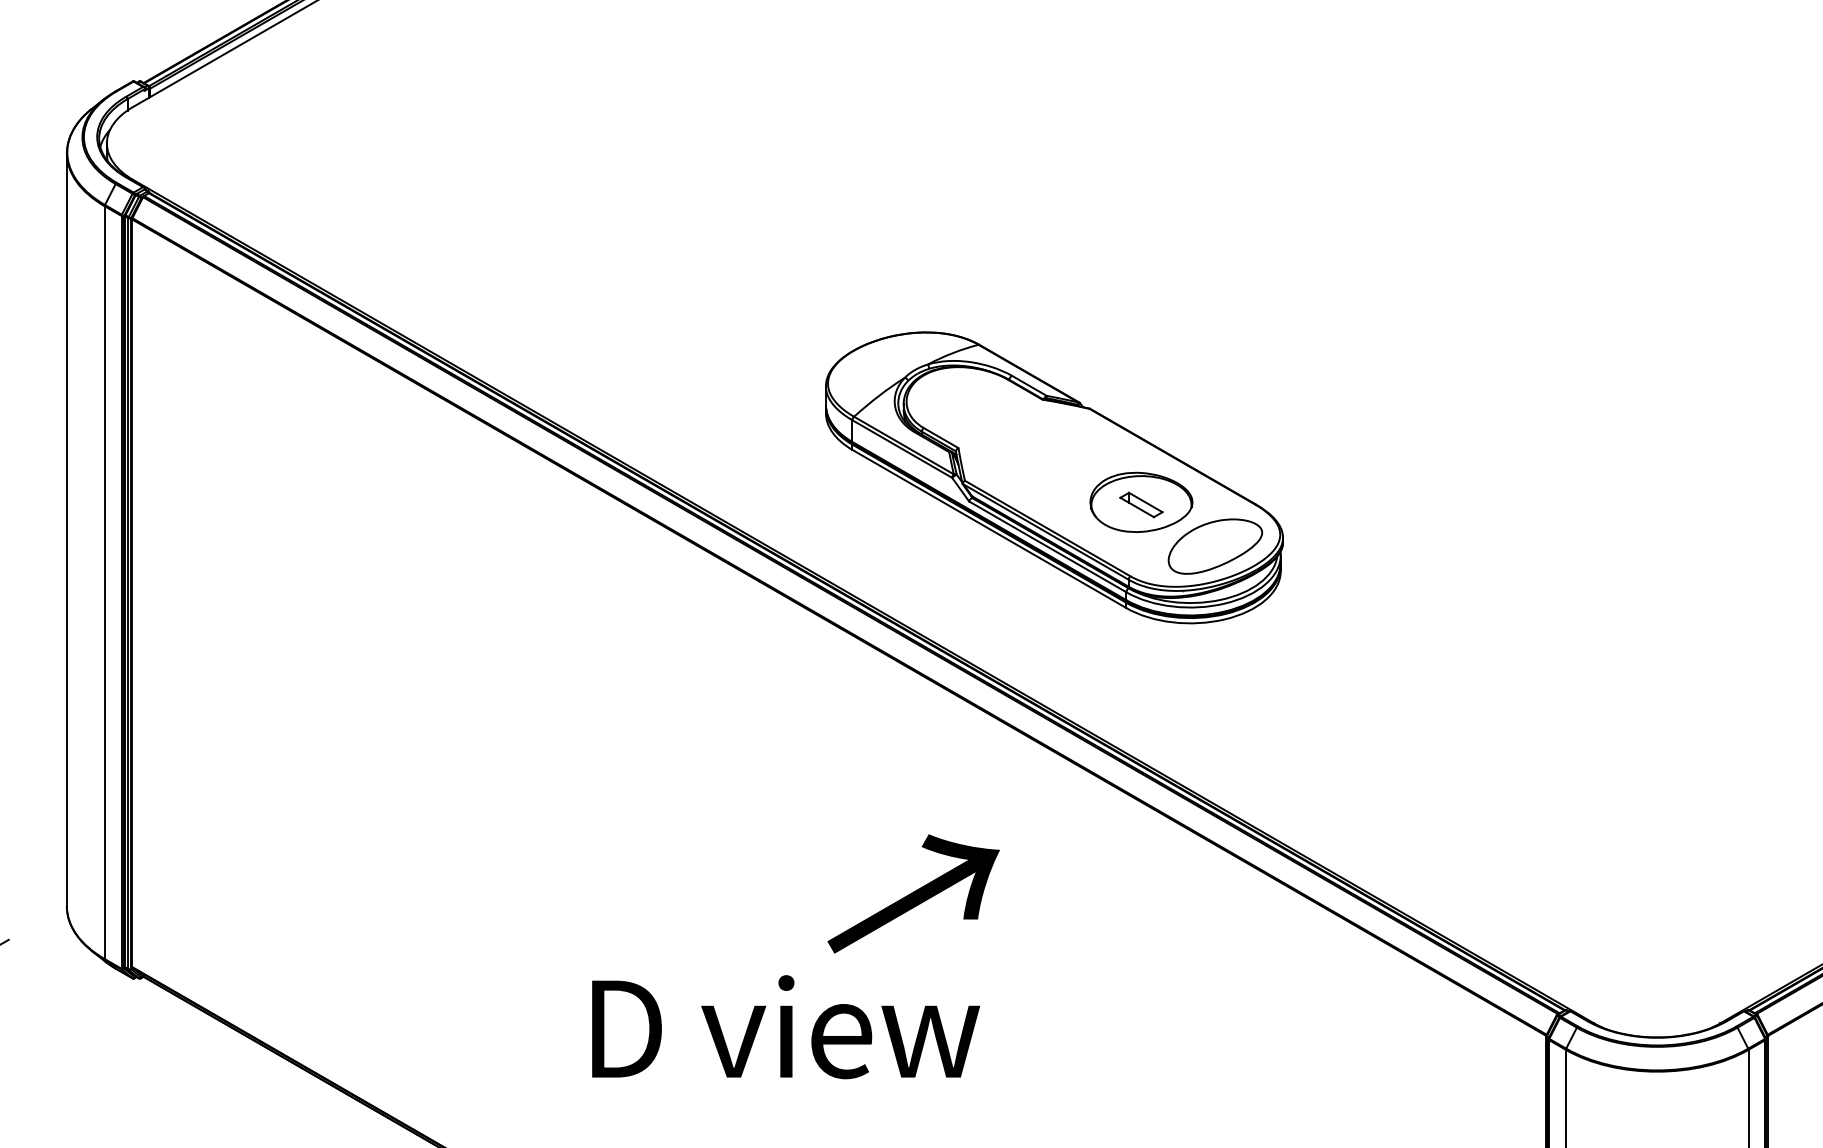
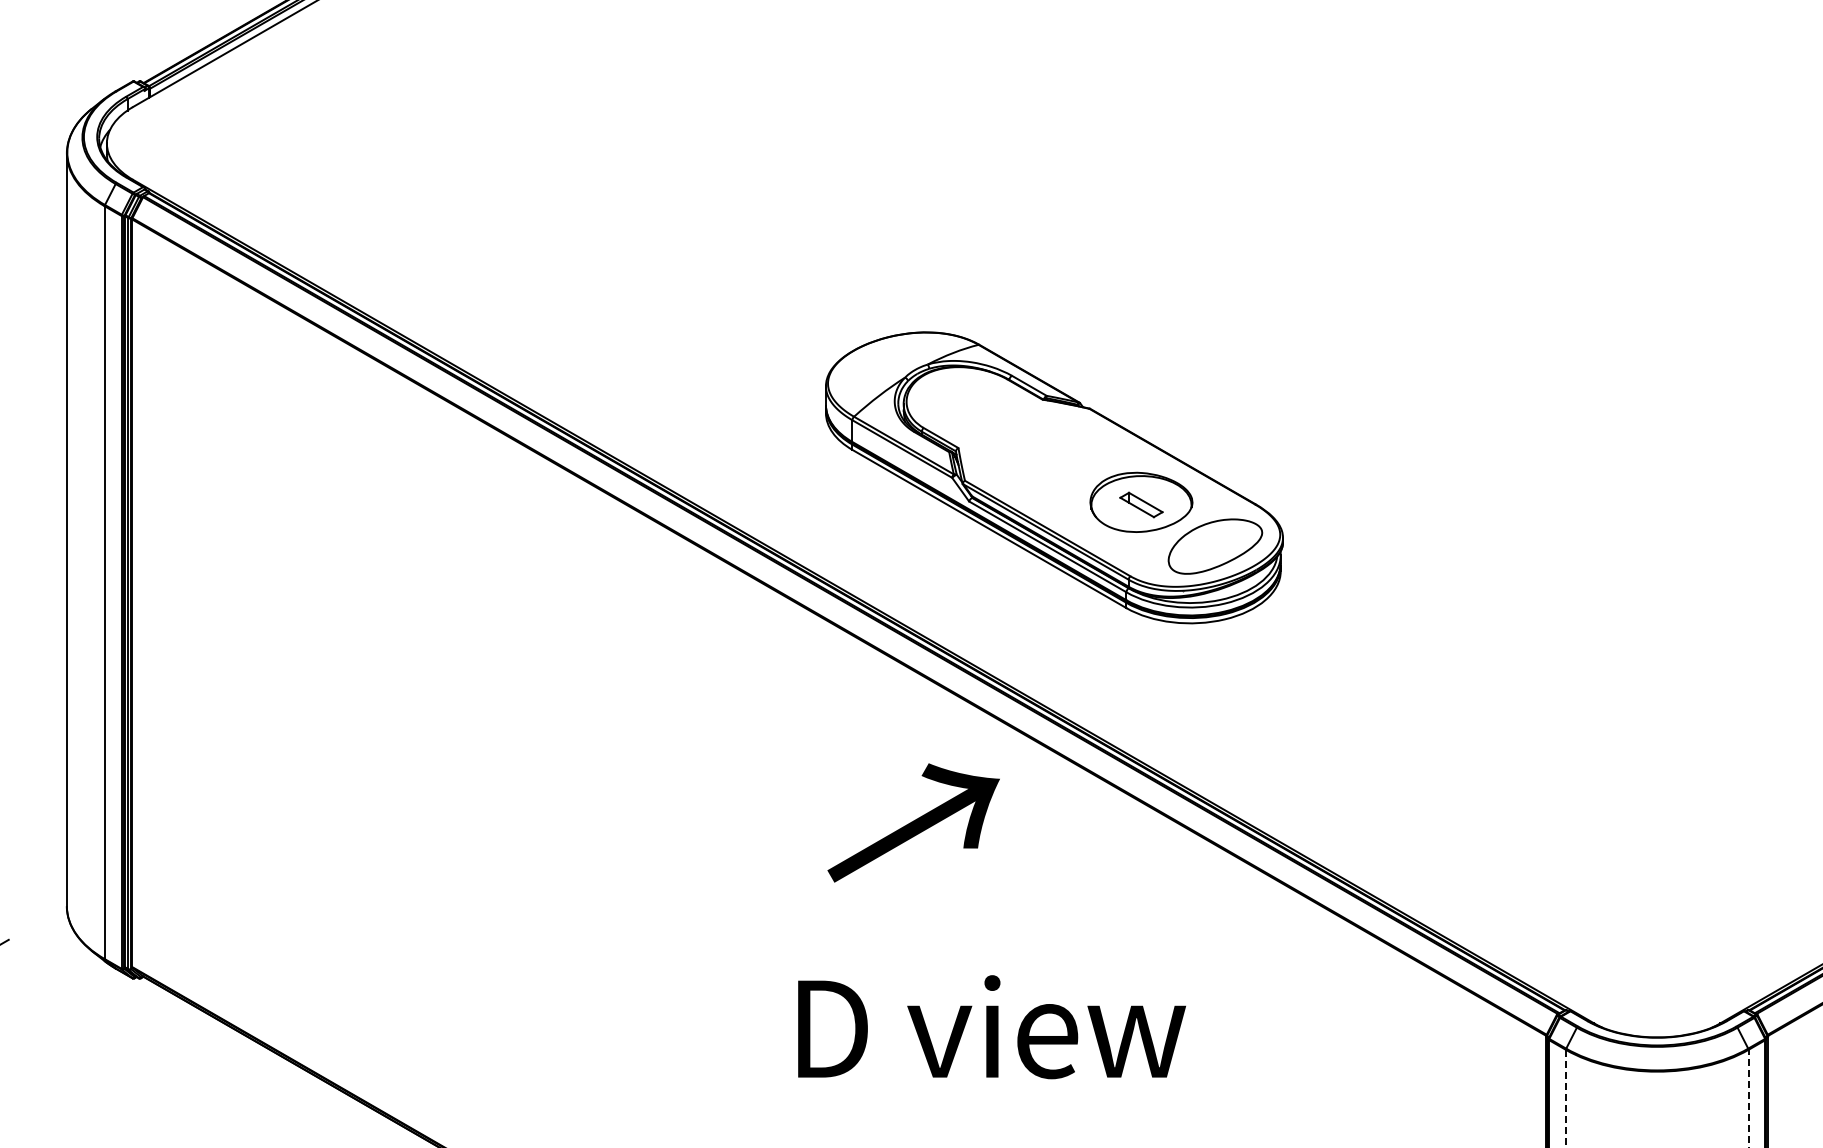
text position: (913, 893) -> (913, 822) (913, 822)
text position: (785, 1027) -> (991, 1027) (991, 1027)
line: solid -> dashed (1565, 1098)
line: solid -> dashed (1748, 1098)
